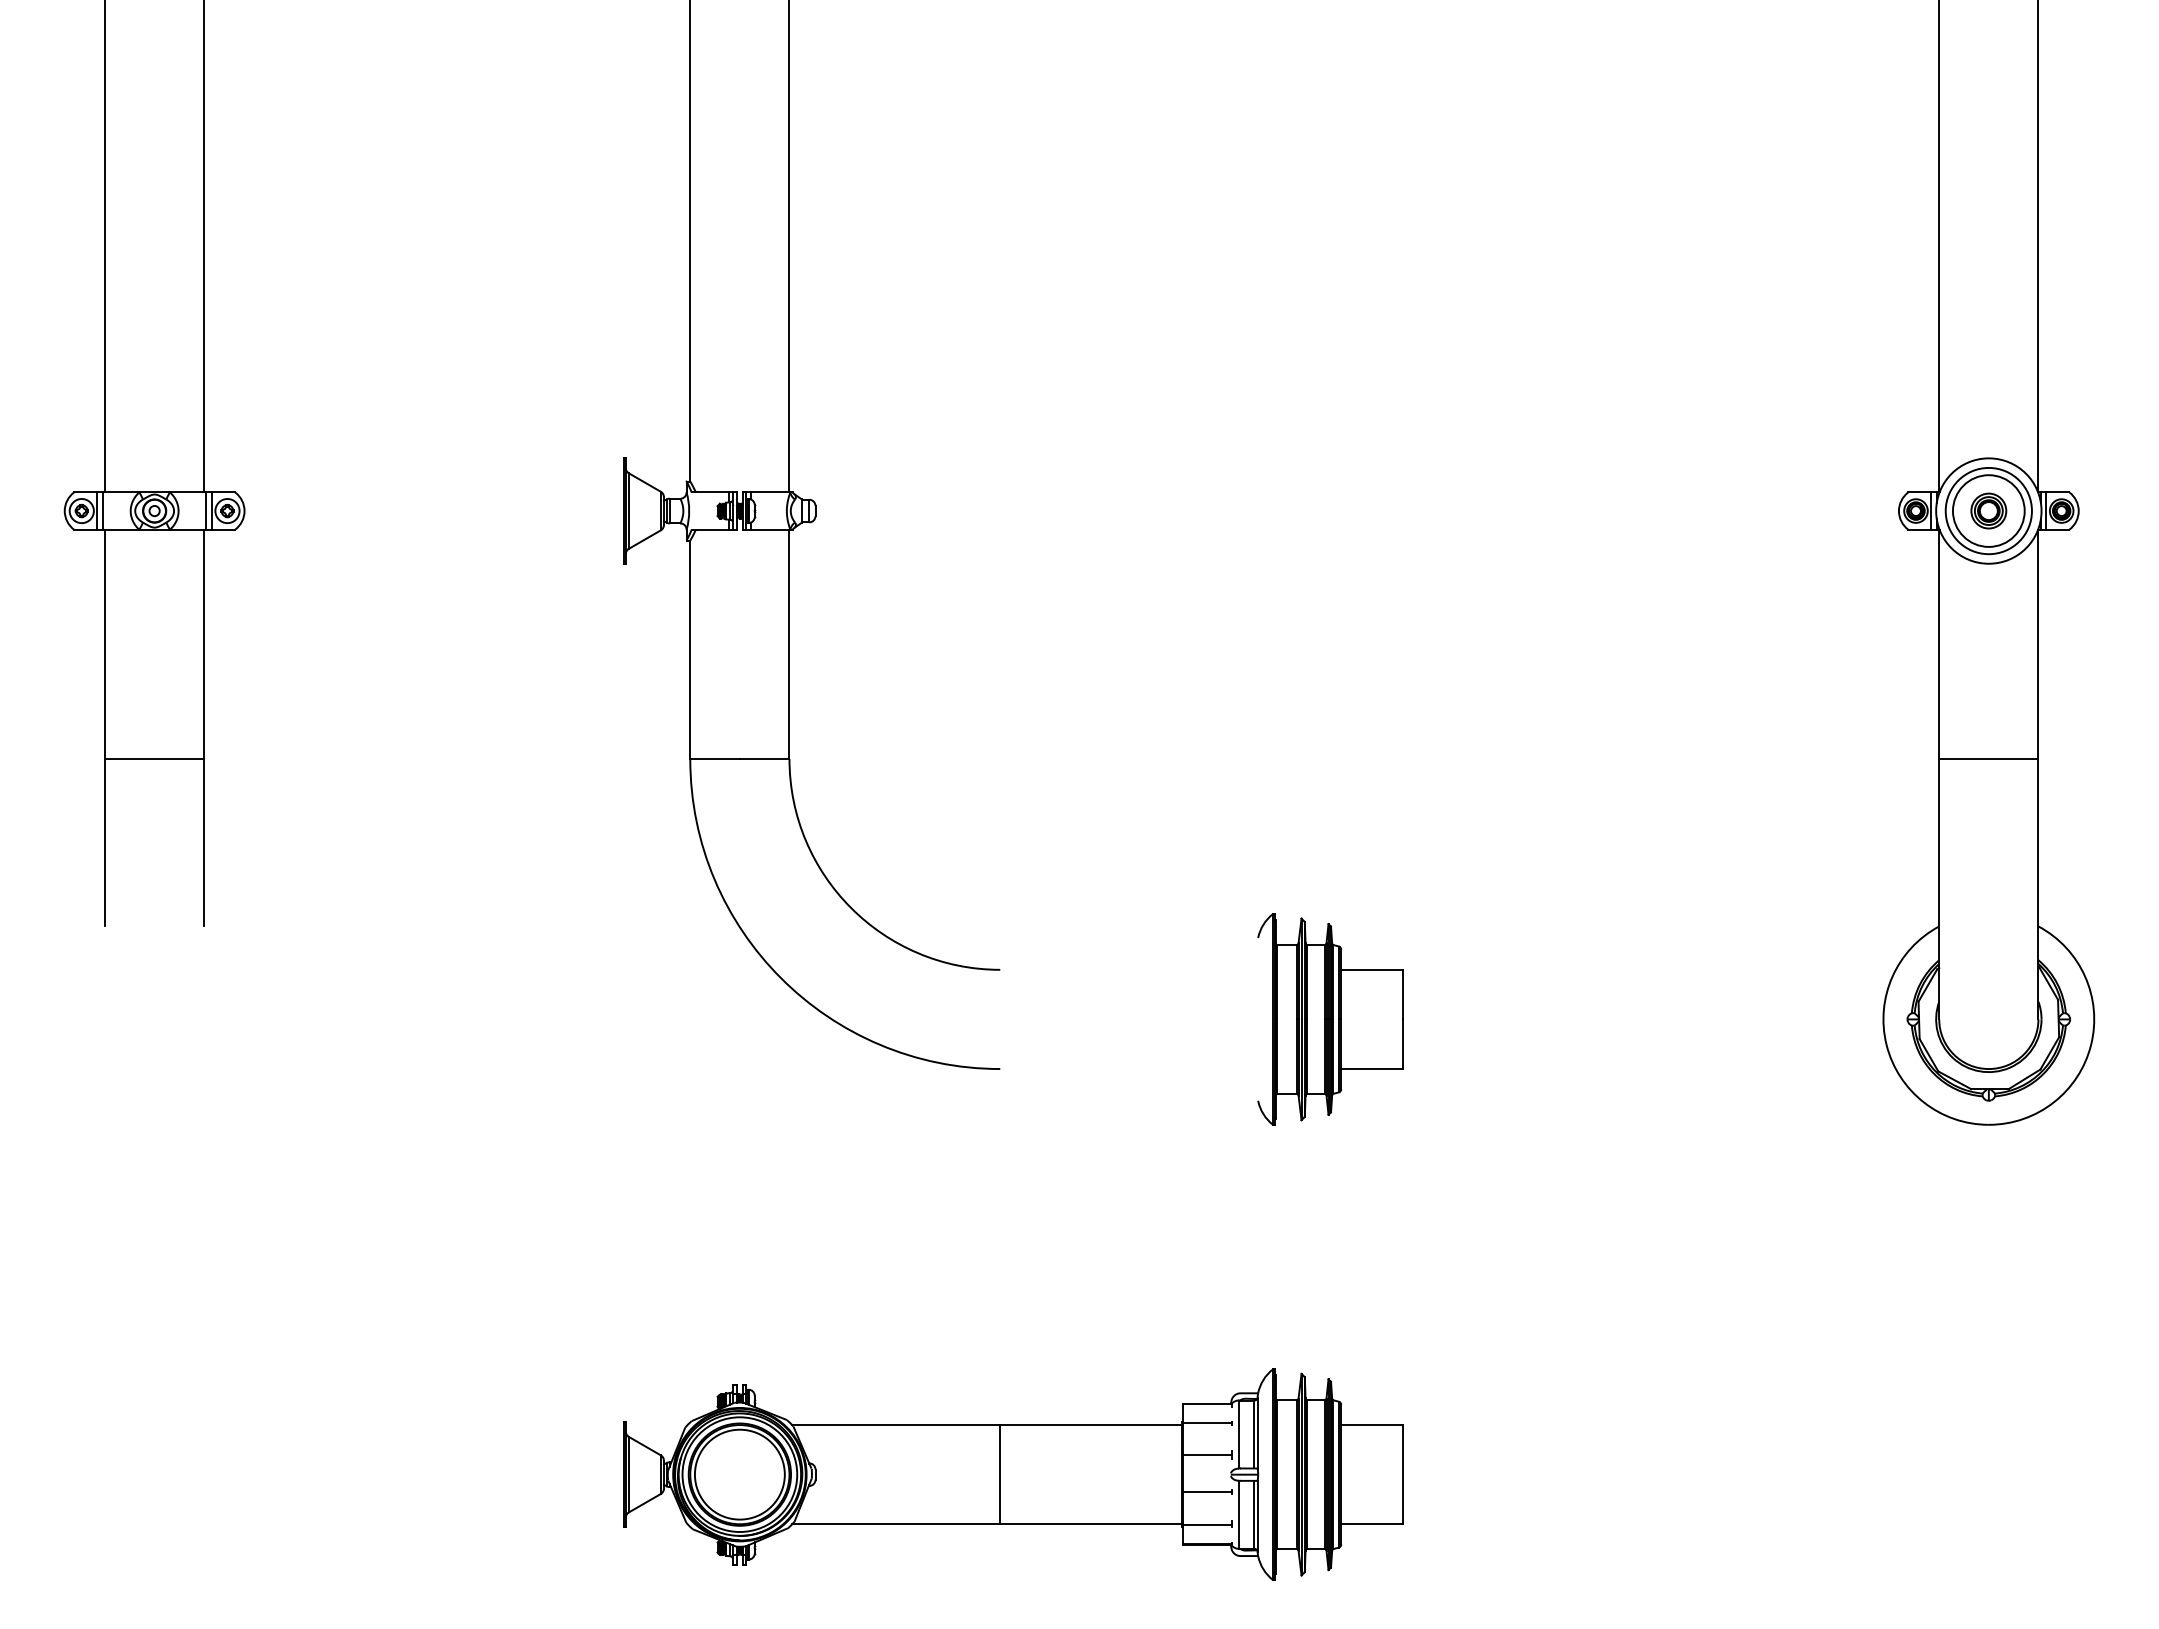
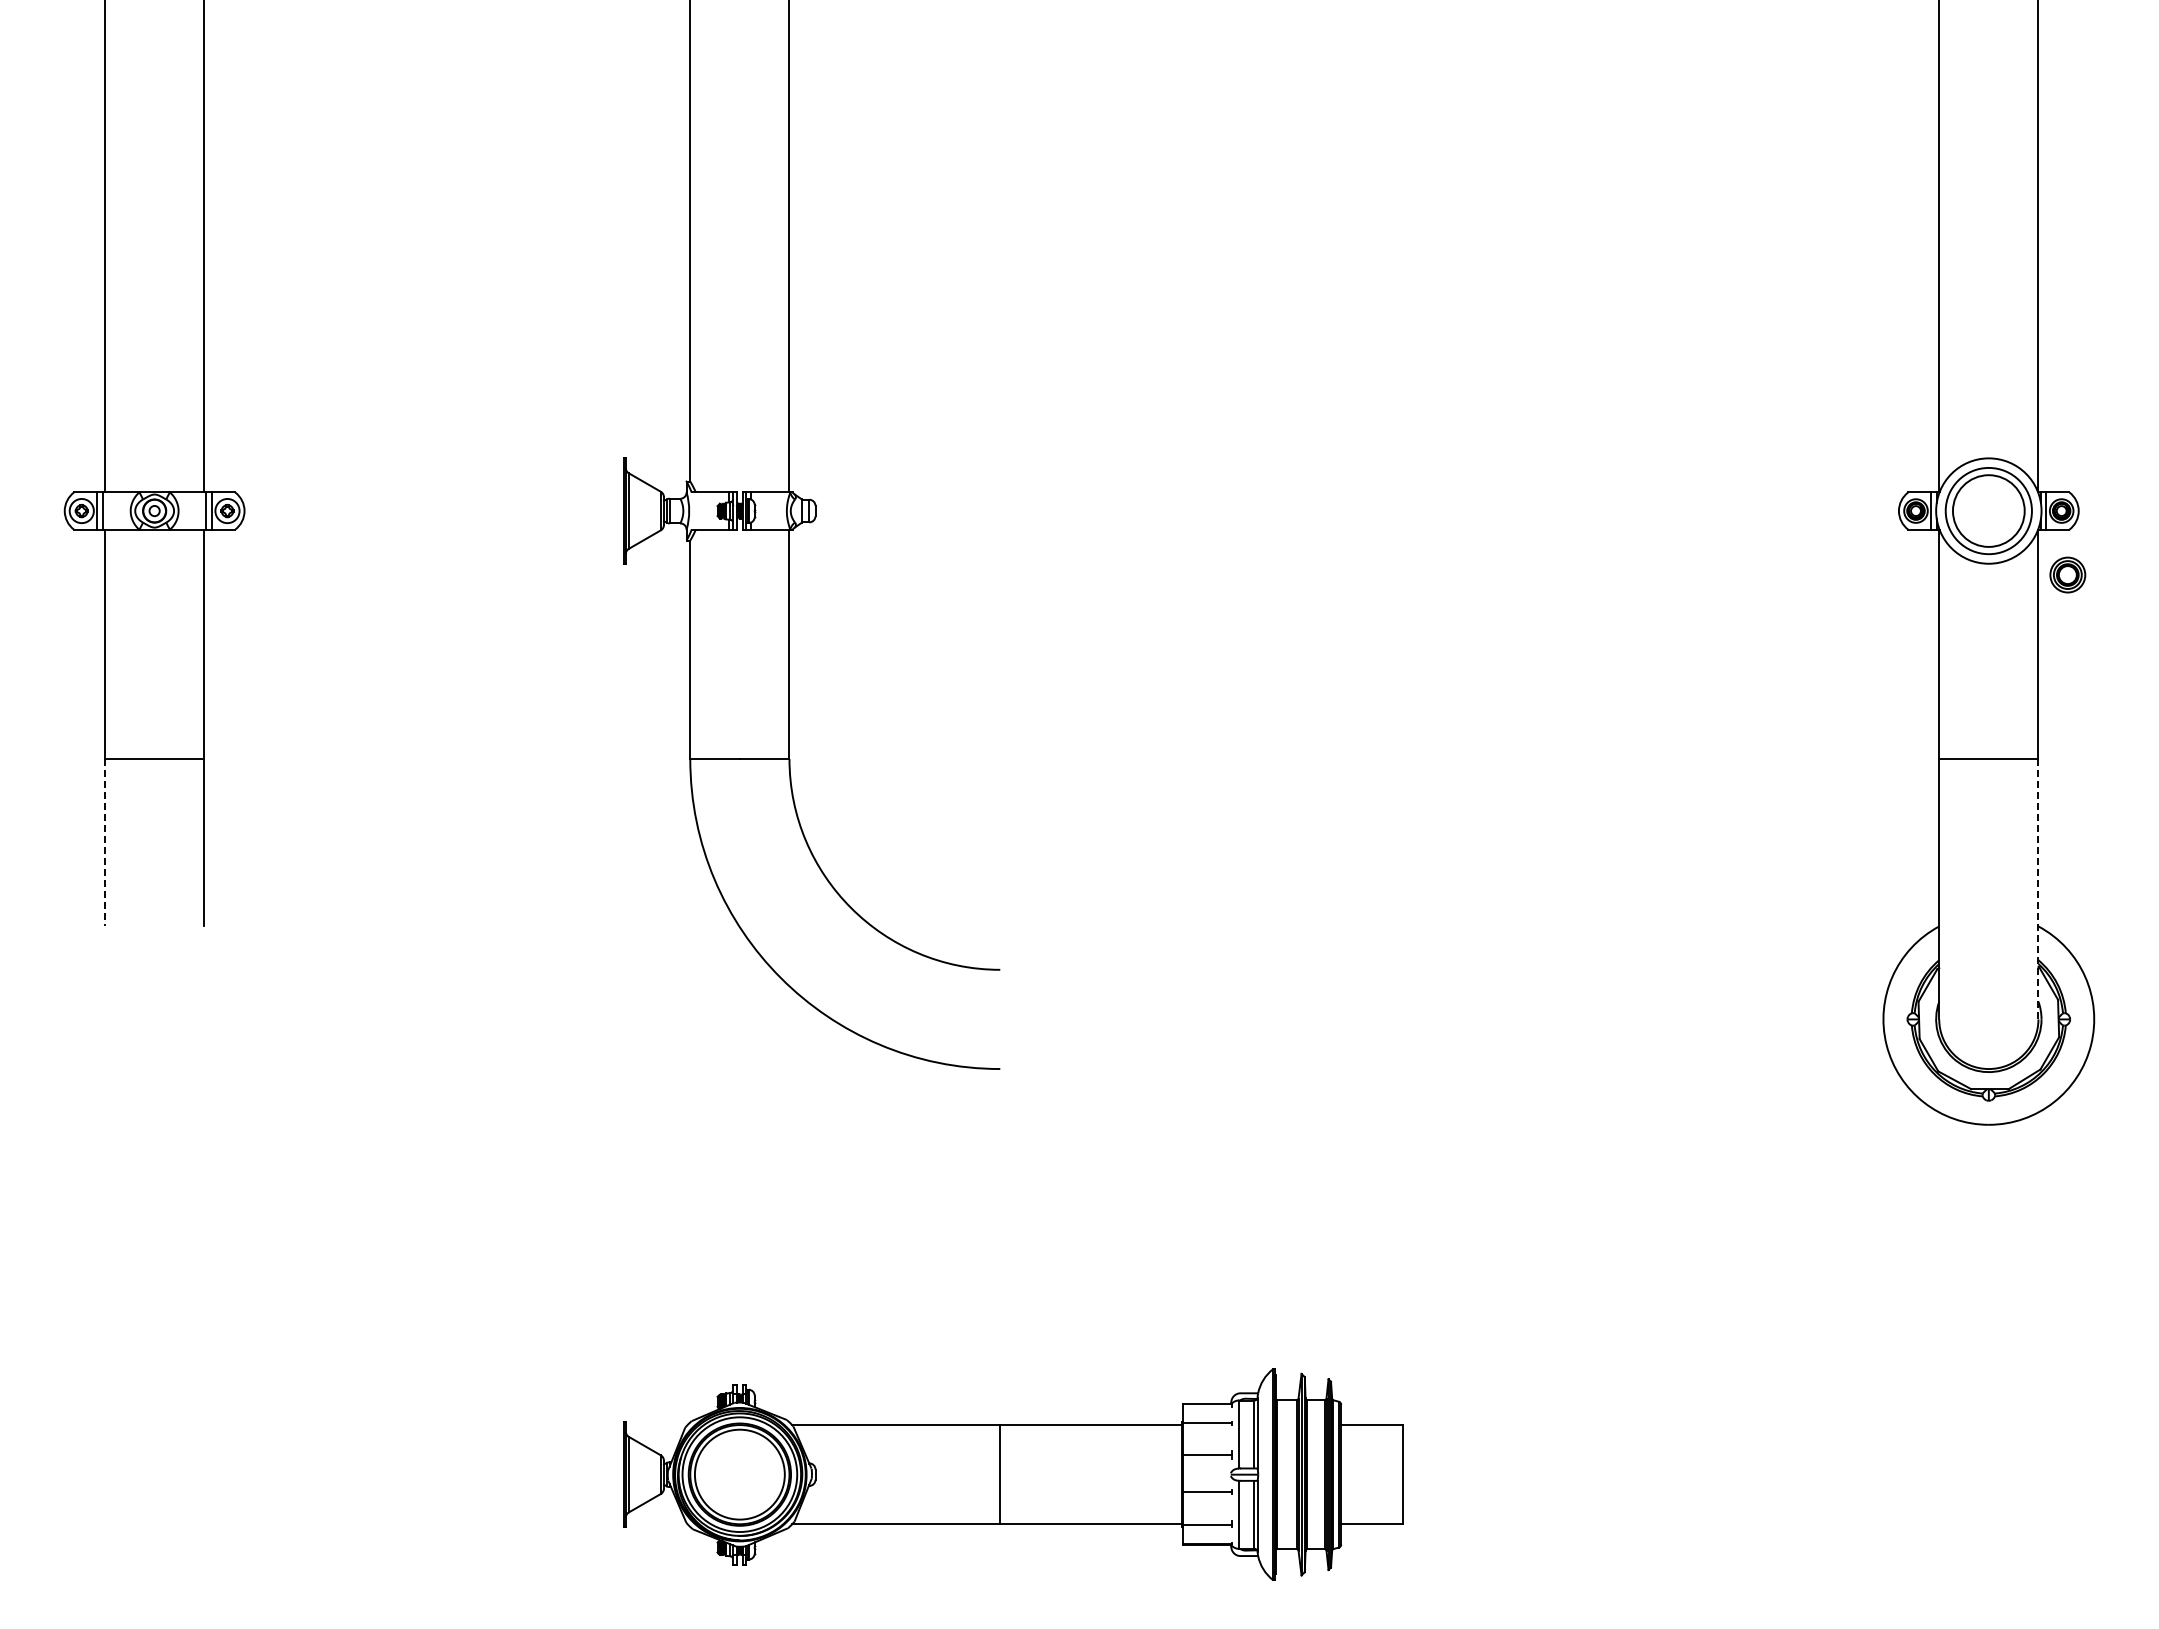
part position: (1988, 510) -> (2067, 574) (2067, 574)
line: solid -> dashed (105, 842)
line: solid -> dashed (2038, 888)
part: present -> none (1330, 1019)
